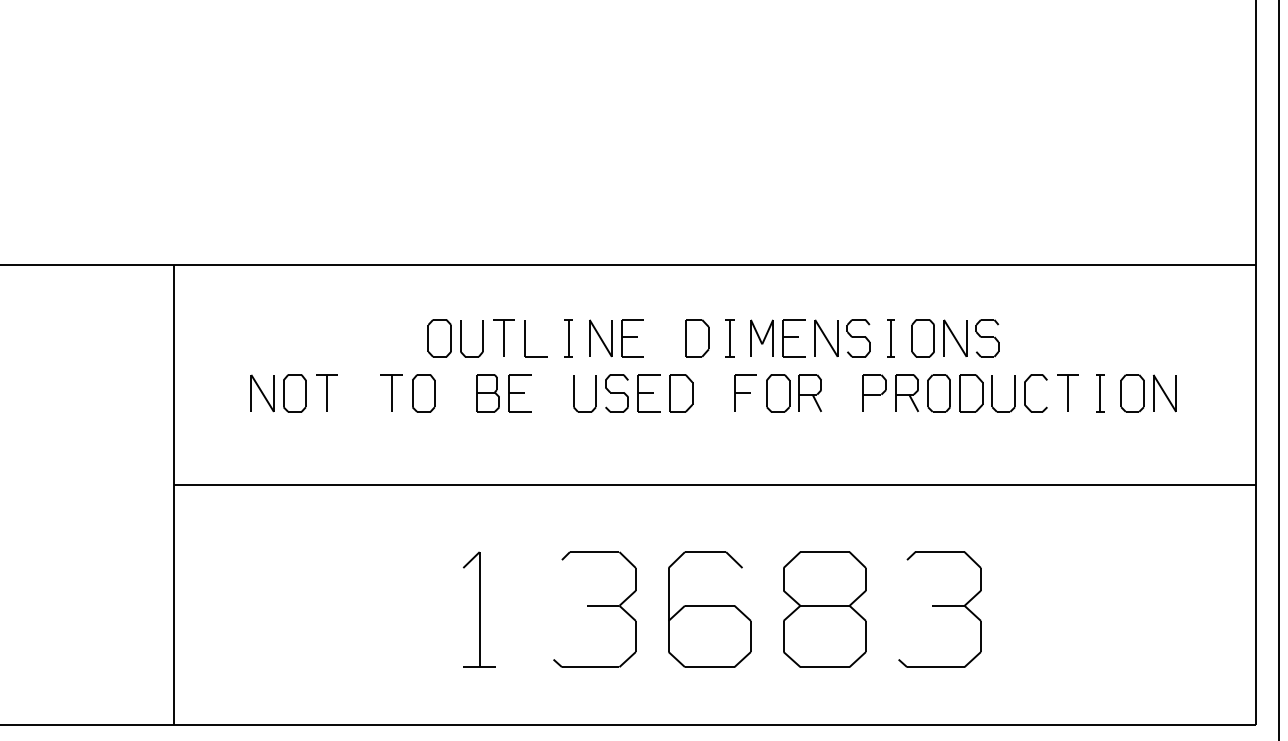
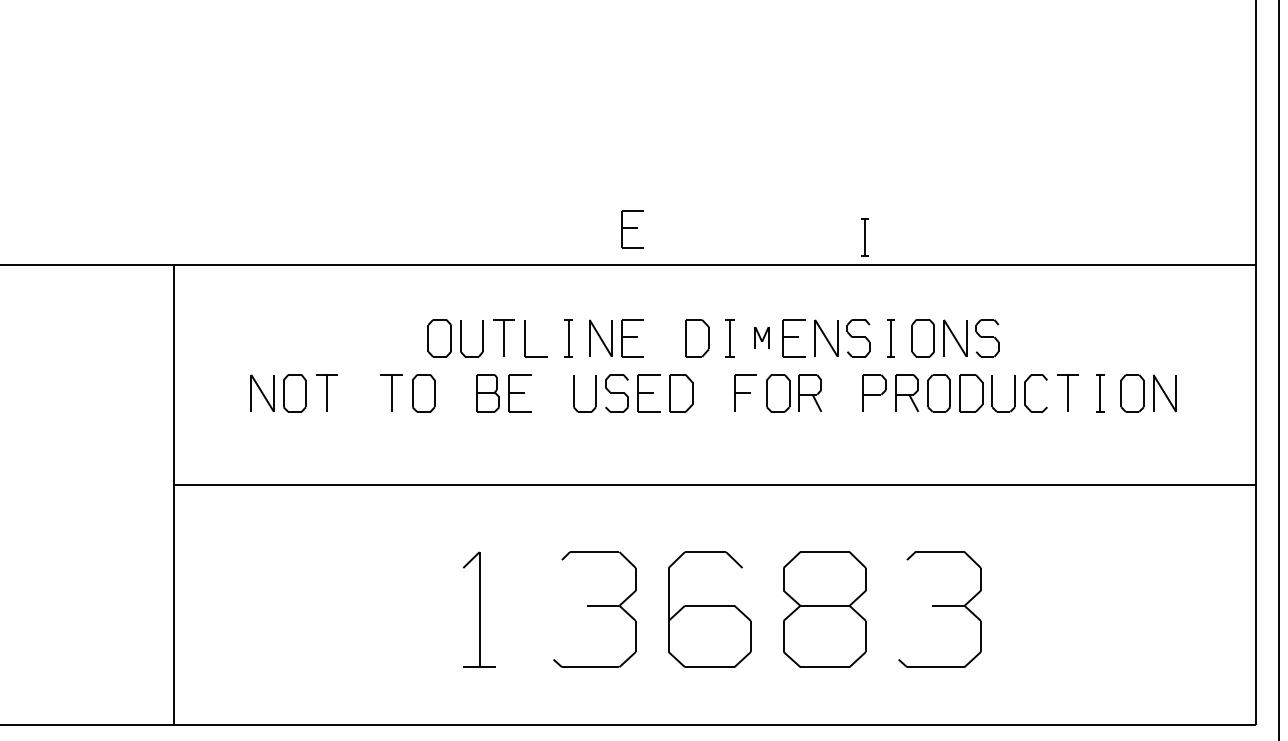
part: none -> present (632, 229)
part: none -> present (864, 237)
part size: 24x38 px -> 16x22 px (761, 337)
